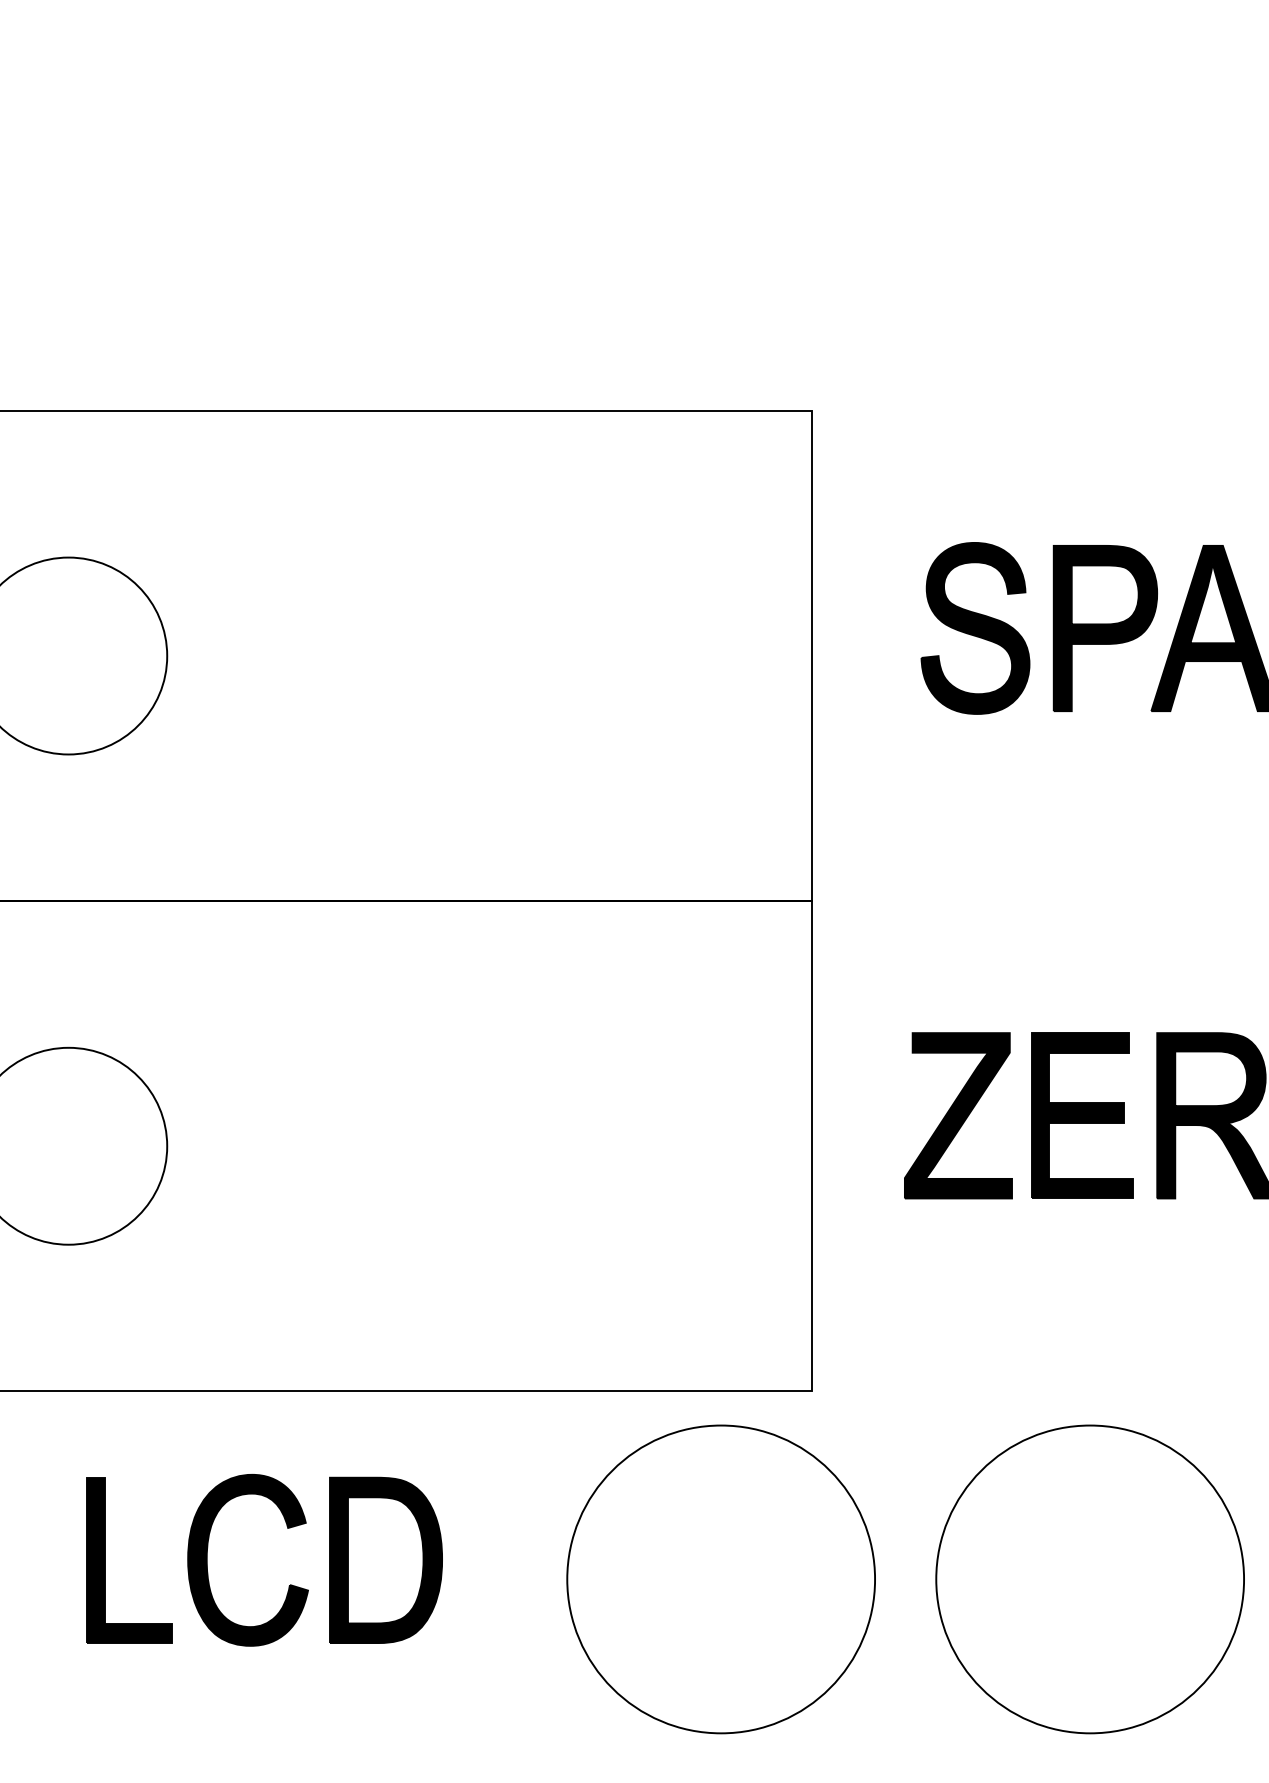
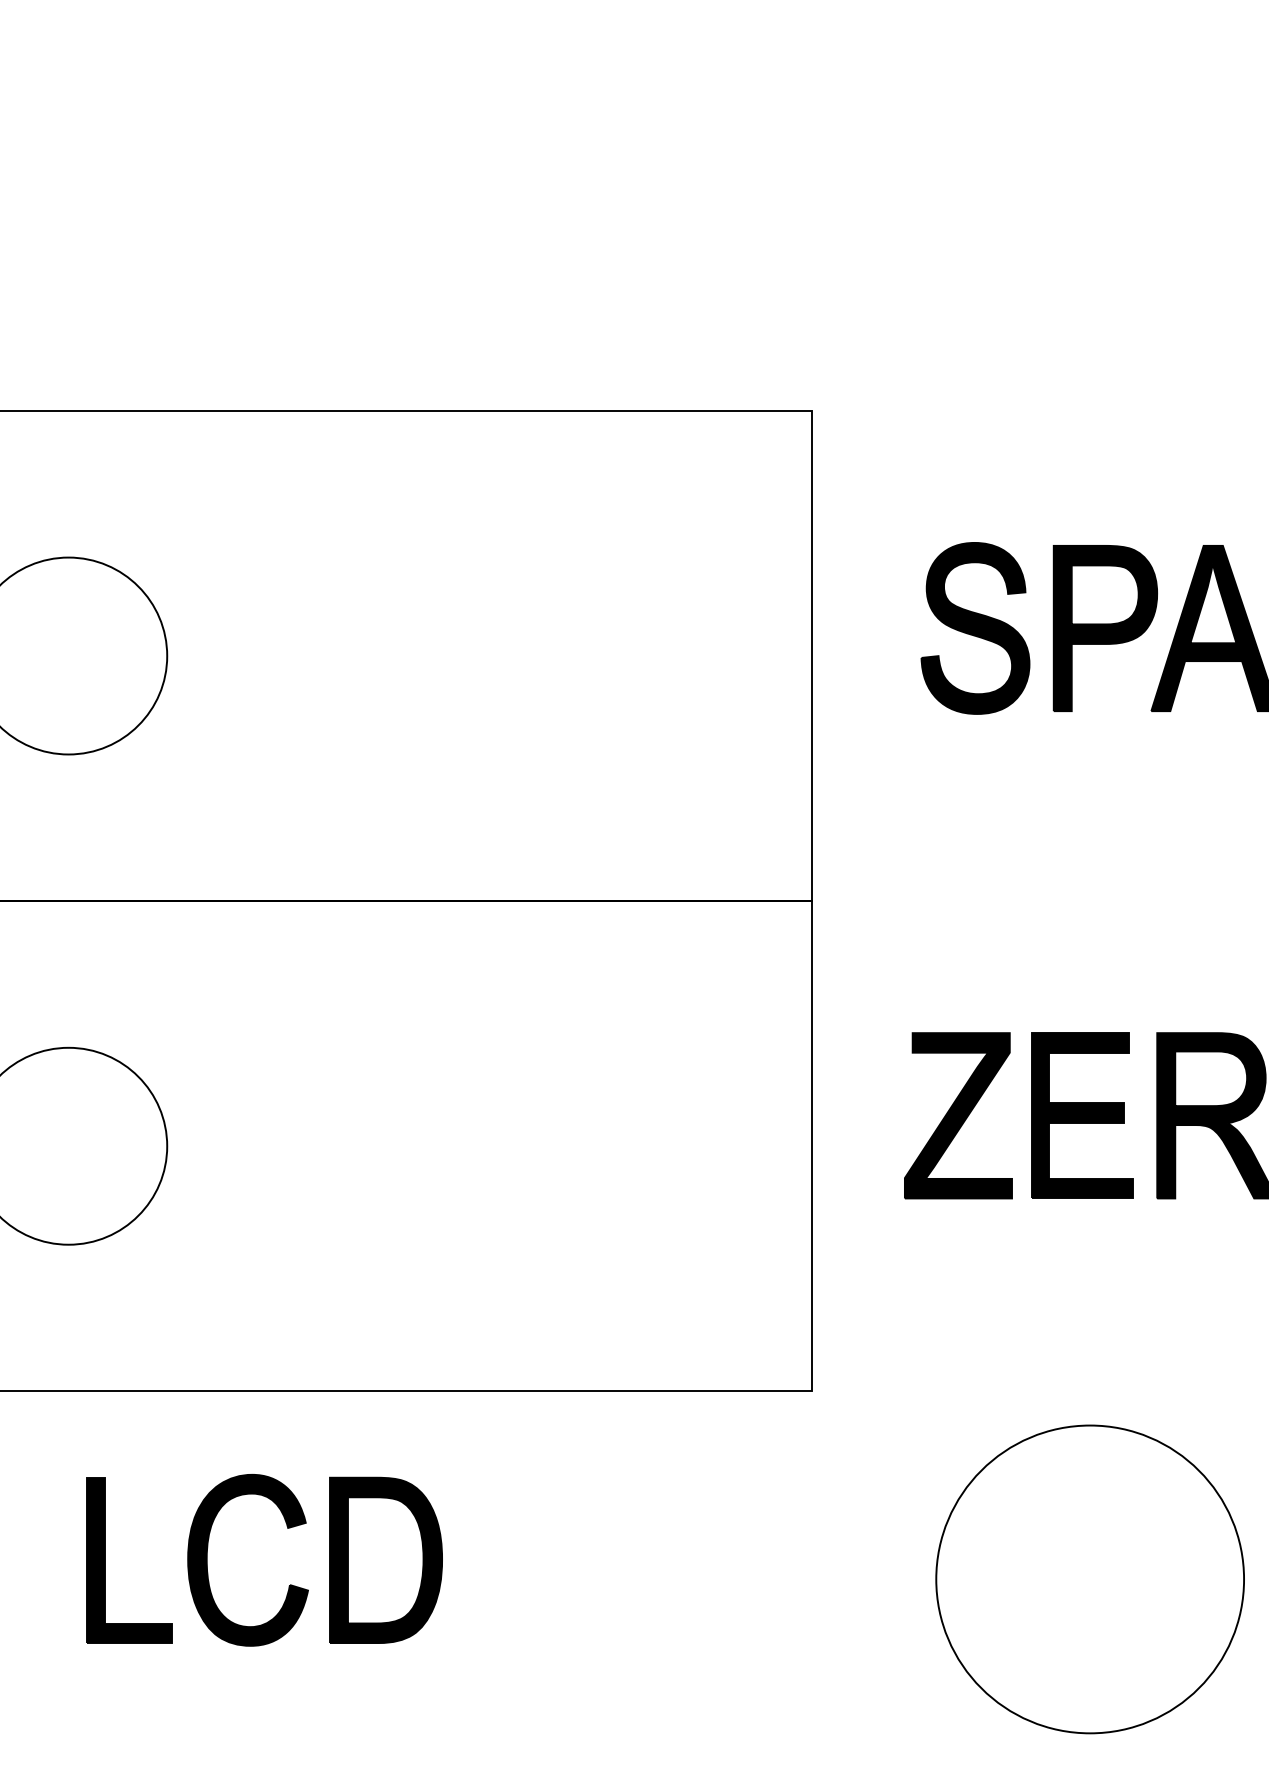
part: present -> none (720, 1579)
